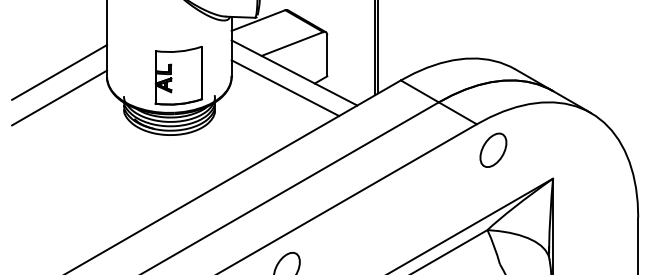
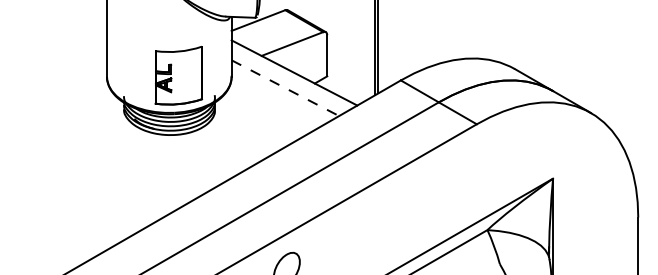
line: present -> none (59, 72)
line: solid -> dashed (285, 88)
line: present -> none (59, 97)
part: present -> none (493, 149)
